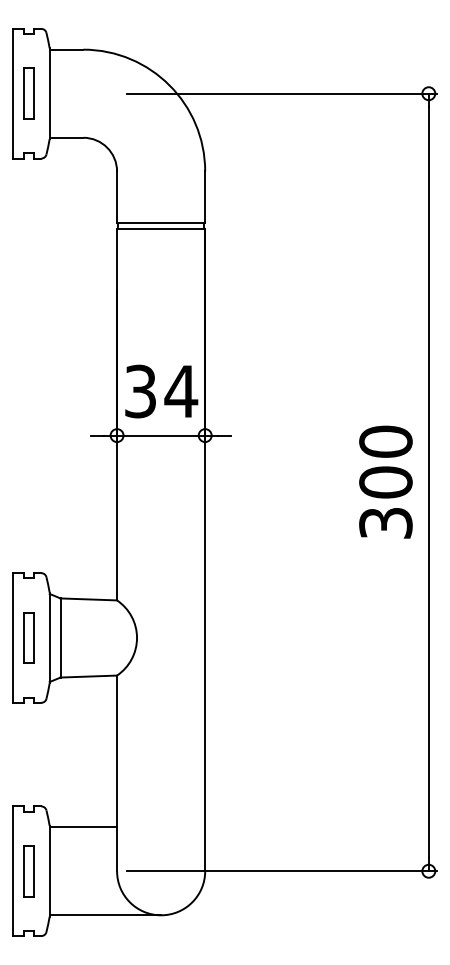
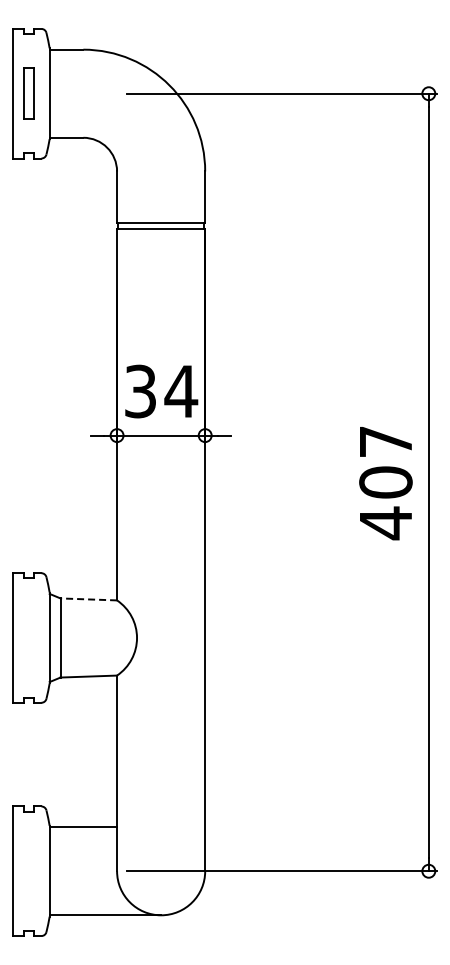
text: 300 -> 407 (385, 482)
line: solid -> dashed (88, 599)
part: present -> none (28, 637)
part: present -> none (28, 871)
